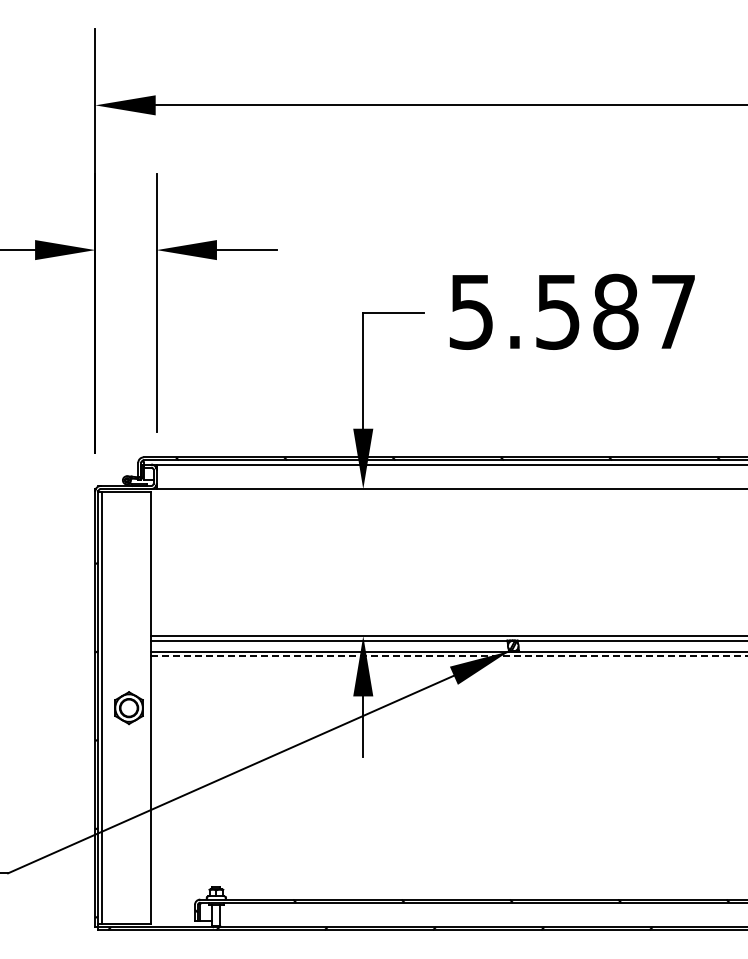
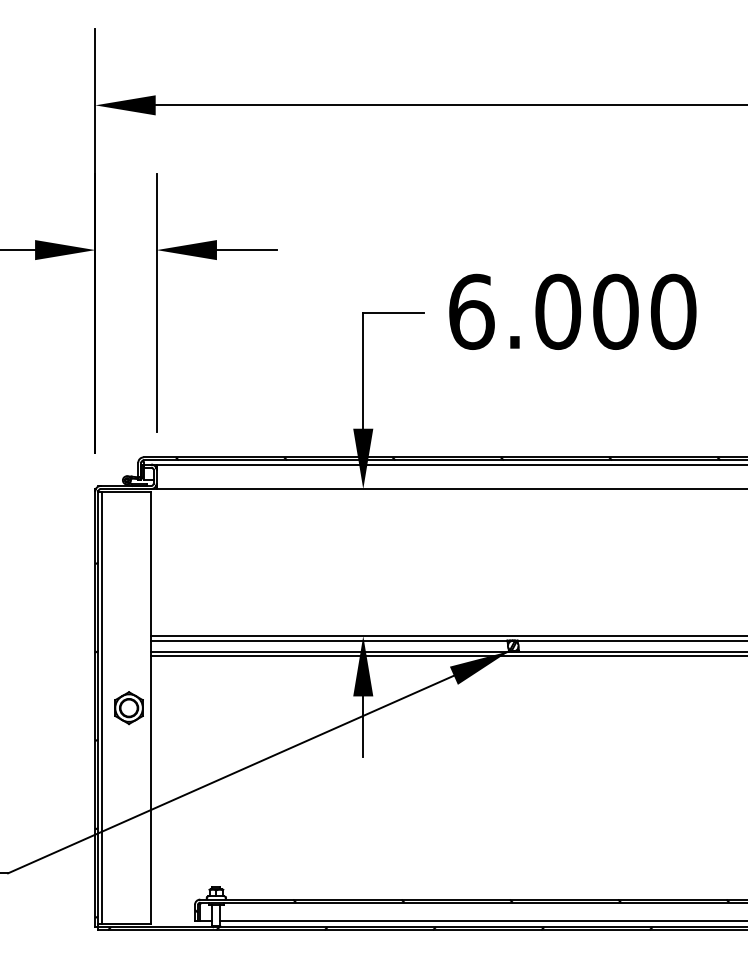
text: 5.587 -> 6.000 (572, 311)
line: dashed -> solid (449, 656)
line: none -> present (482, 921)
